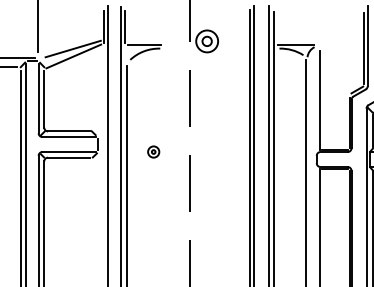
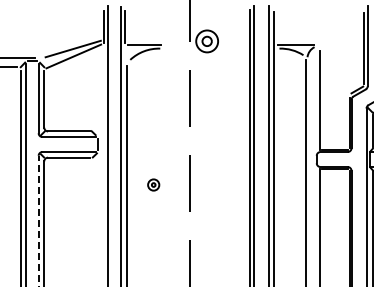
line: present -> none (37, 27)
part position: (153, 151) -> (153, 184) (153, 184)
line: solid -> dashed (38, 220)
